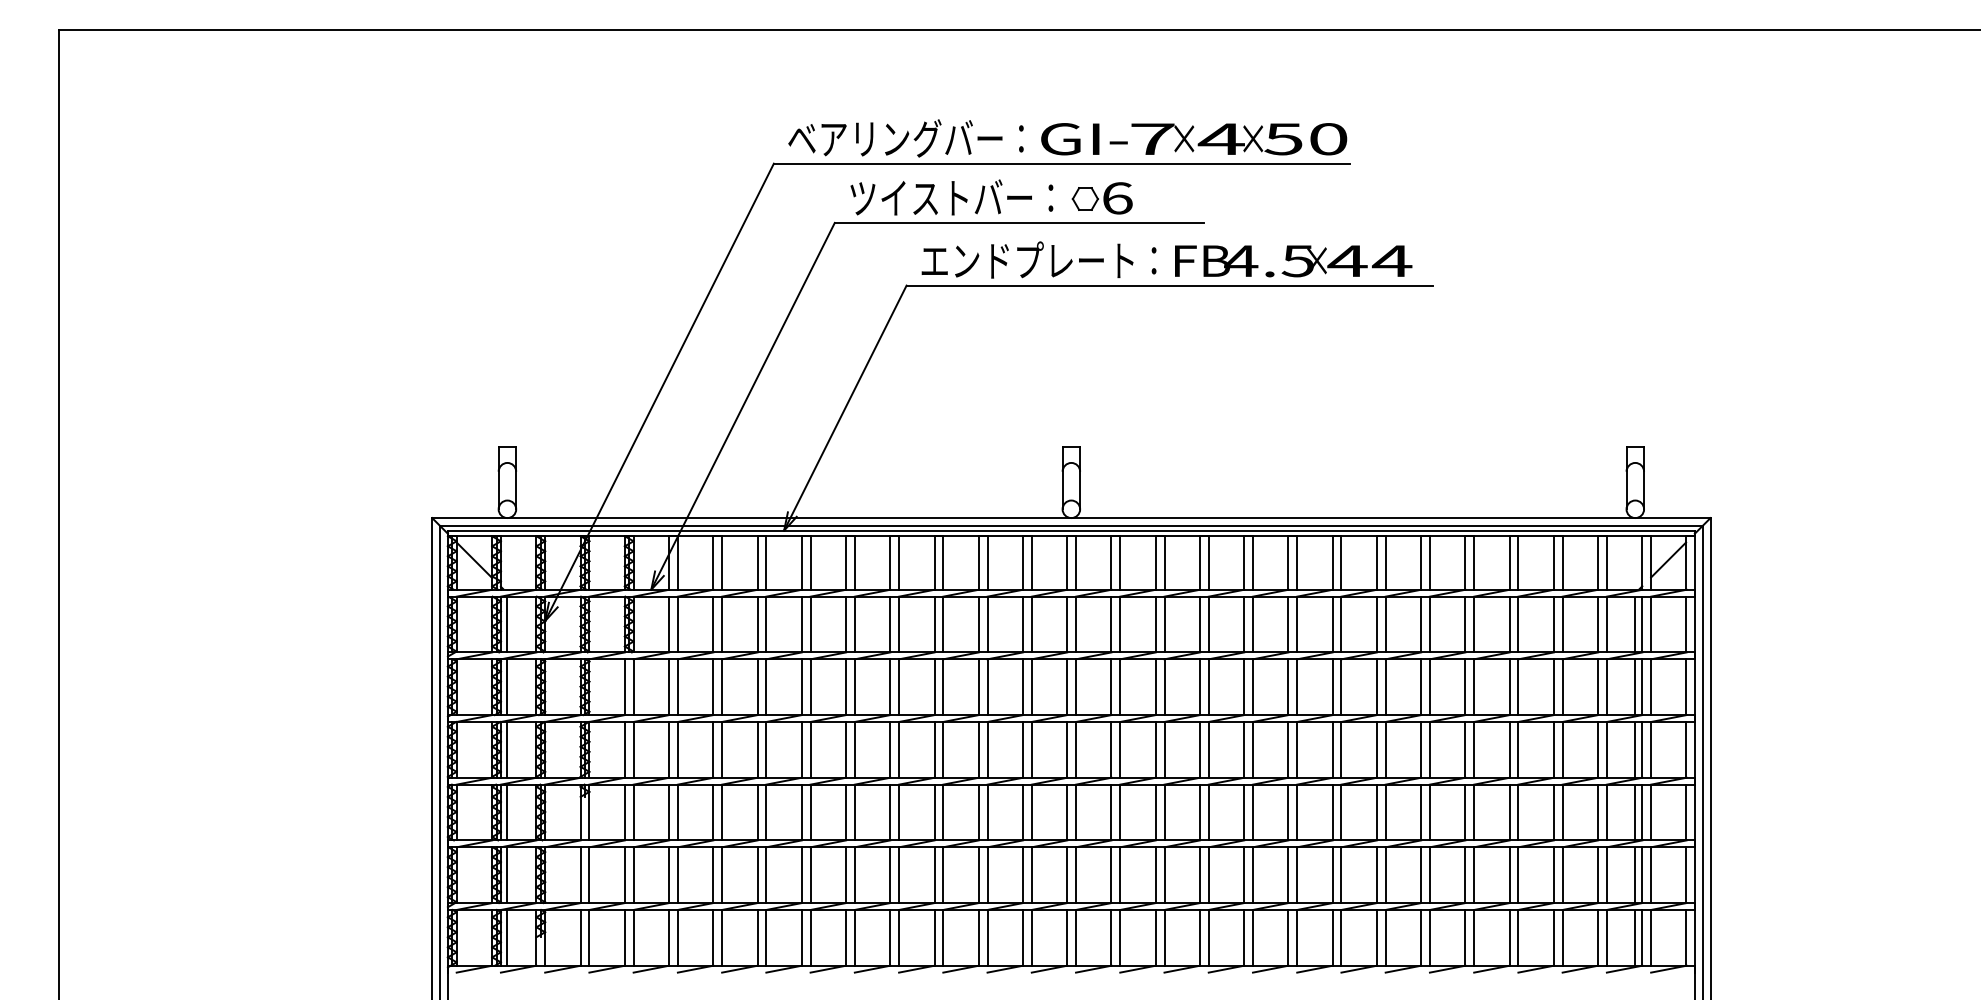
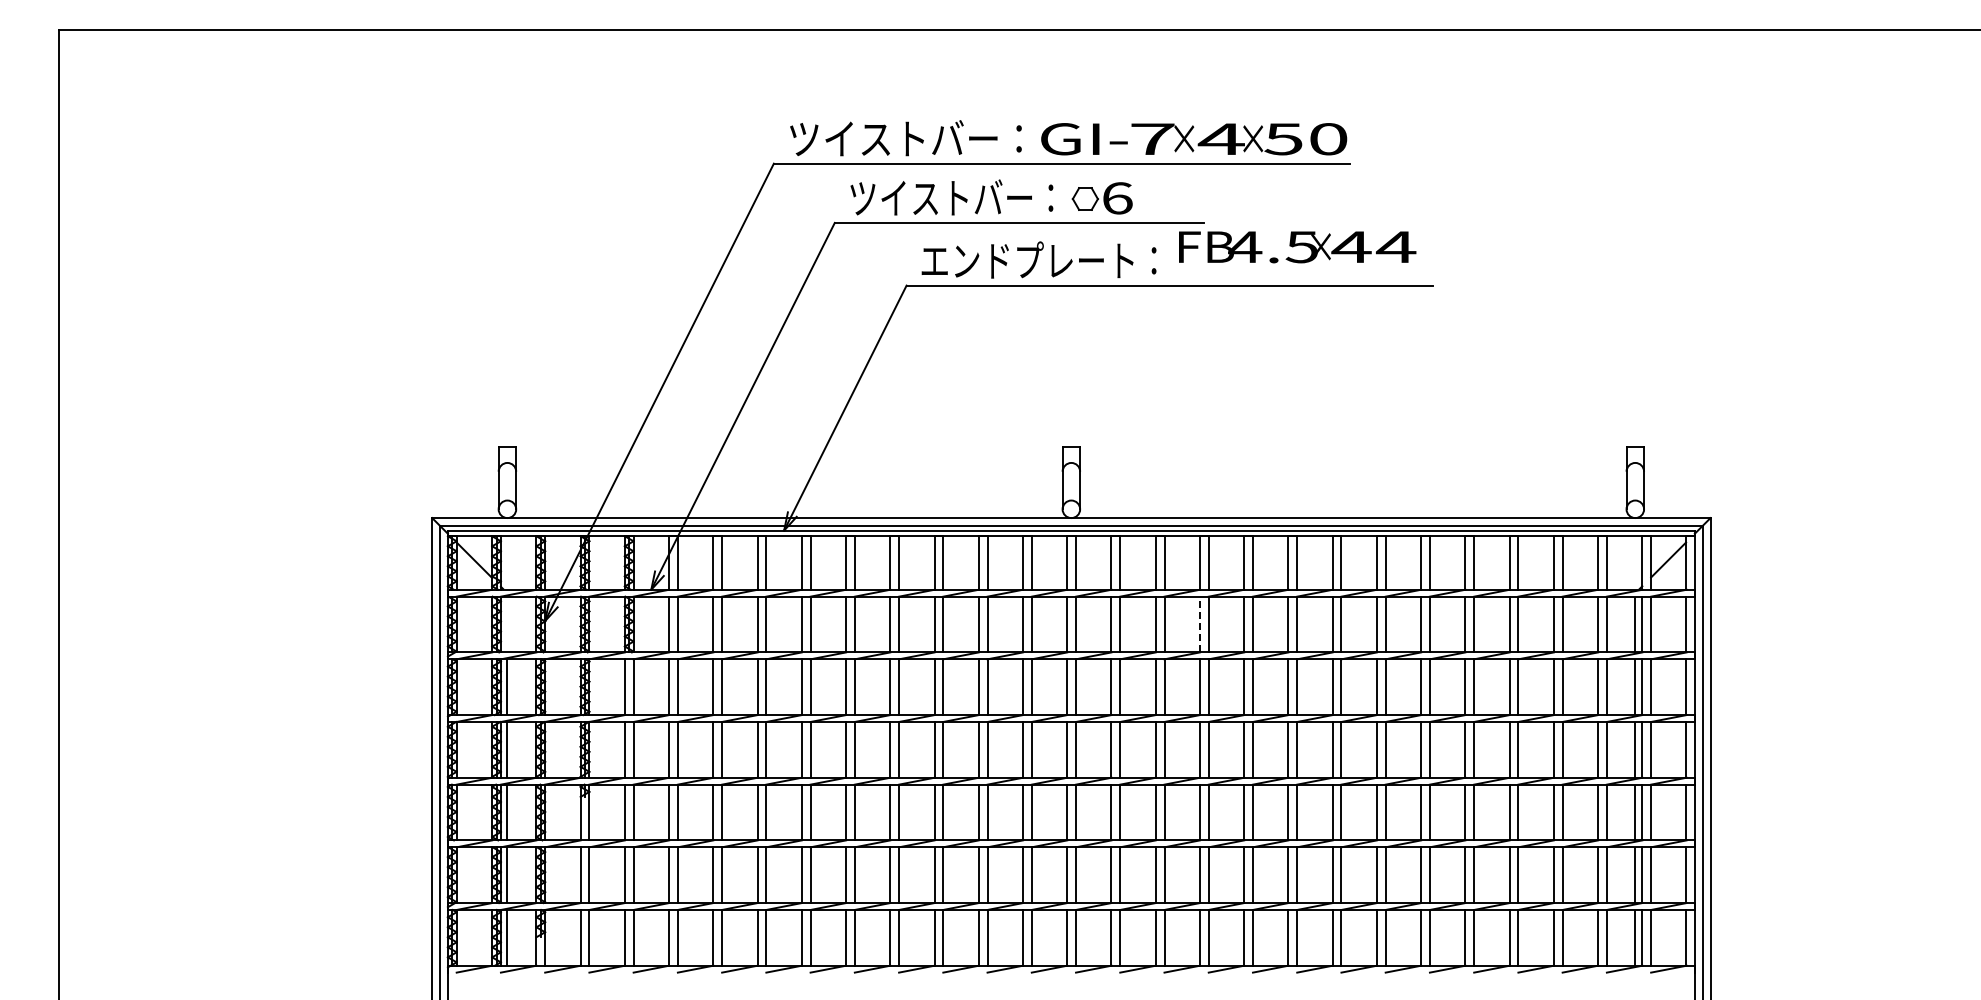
text: ベアリングバー： -> ツイストバー： (905, 138)
text position: (1293, 261) -> (1297, 247) (1297, 247)
line: present -> none (507, 624)
line: solid -> dashed (1199, 624)
